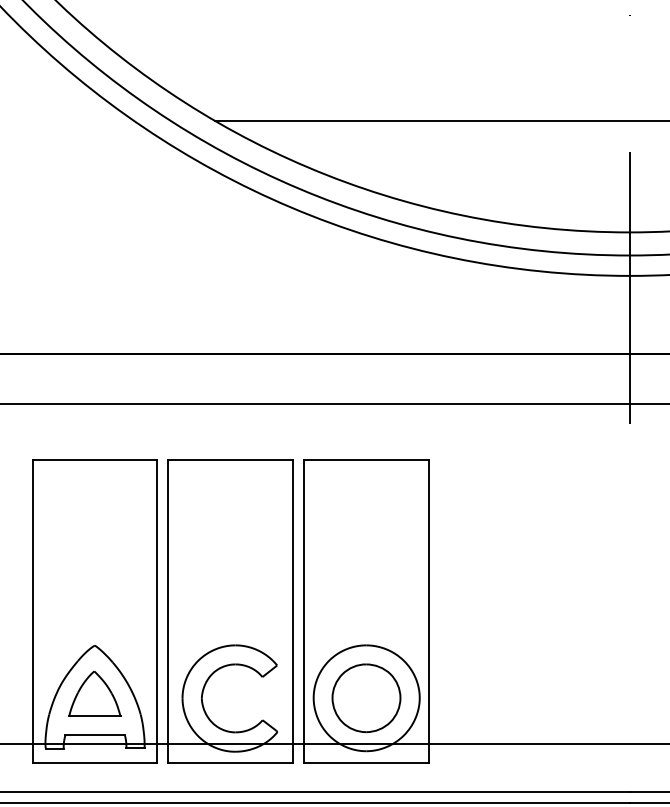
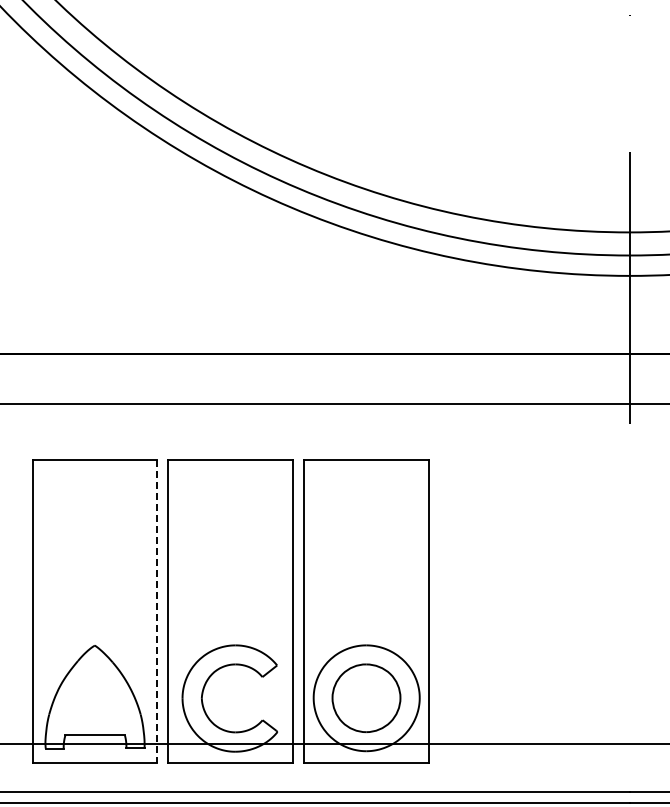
line: present -> none (440, 121)
line: solid -> dashed (157, 611)
part: present -> none (94, 693)
